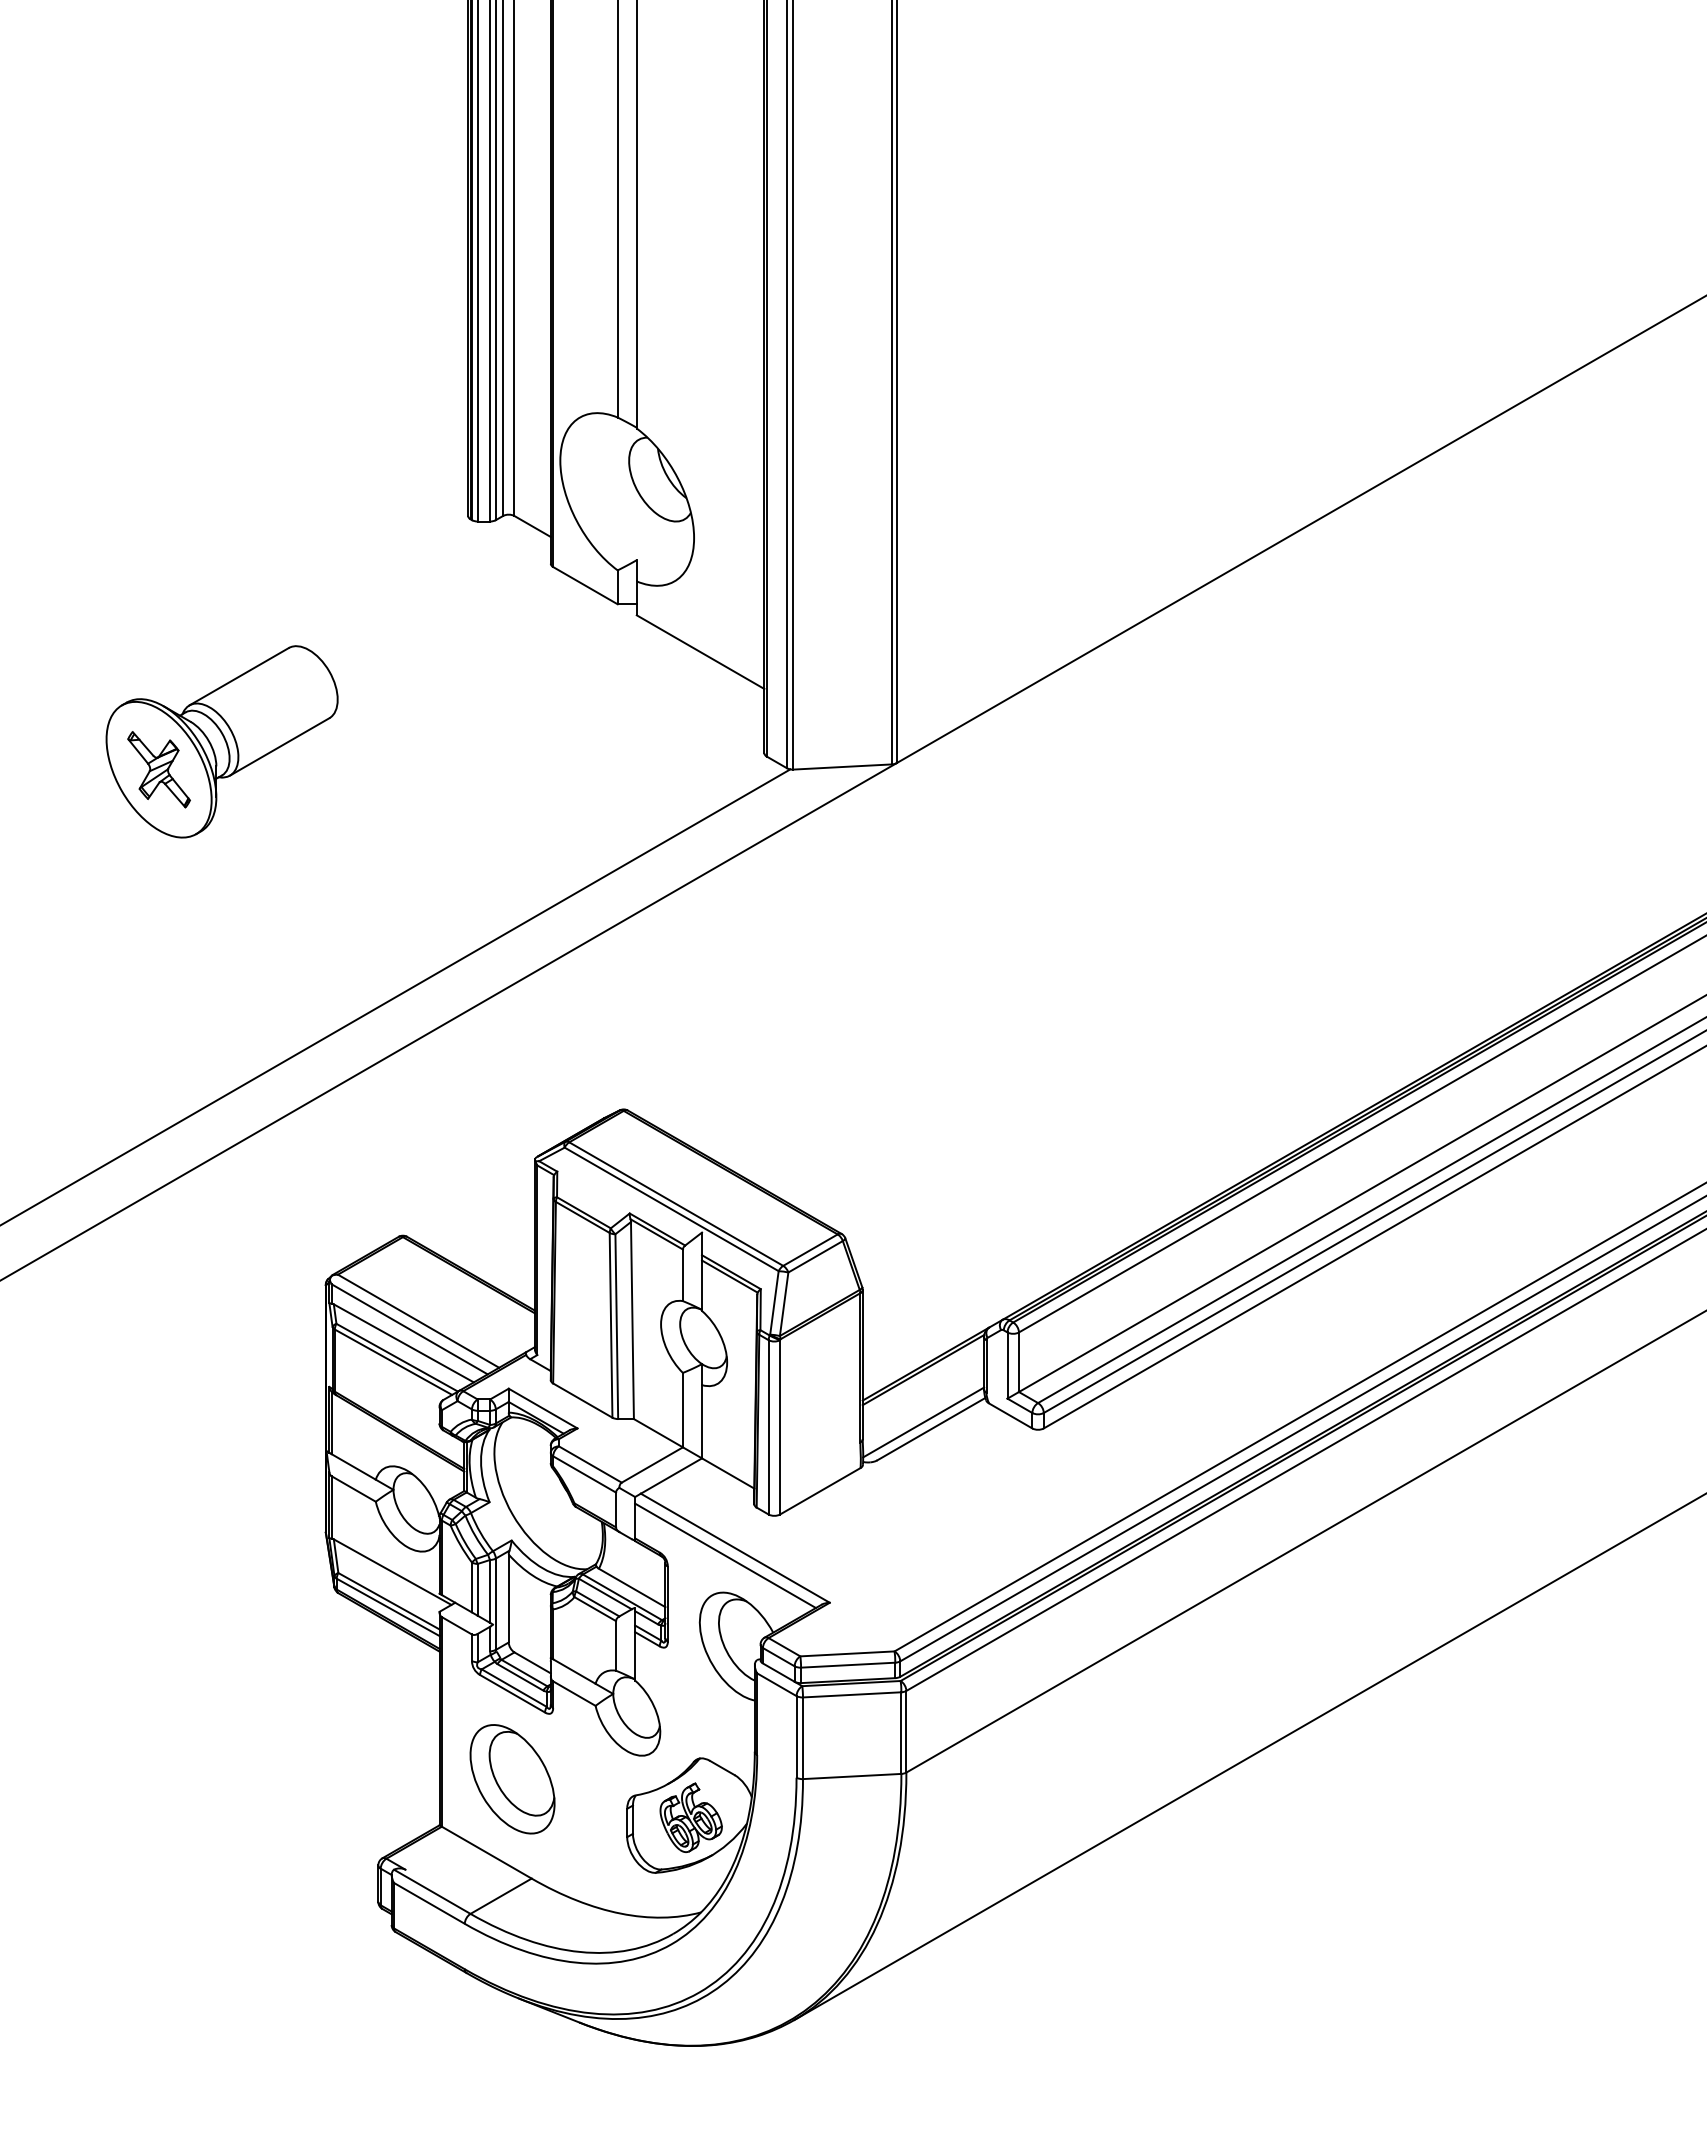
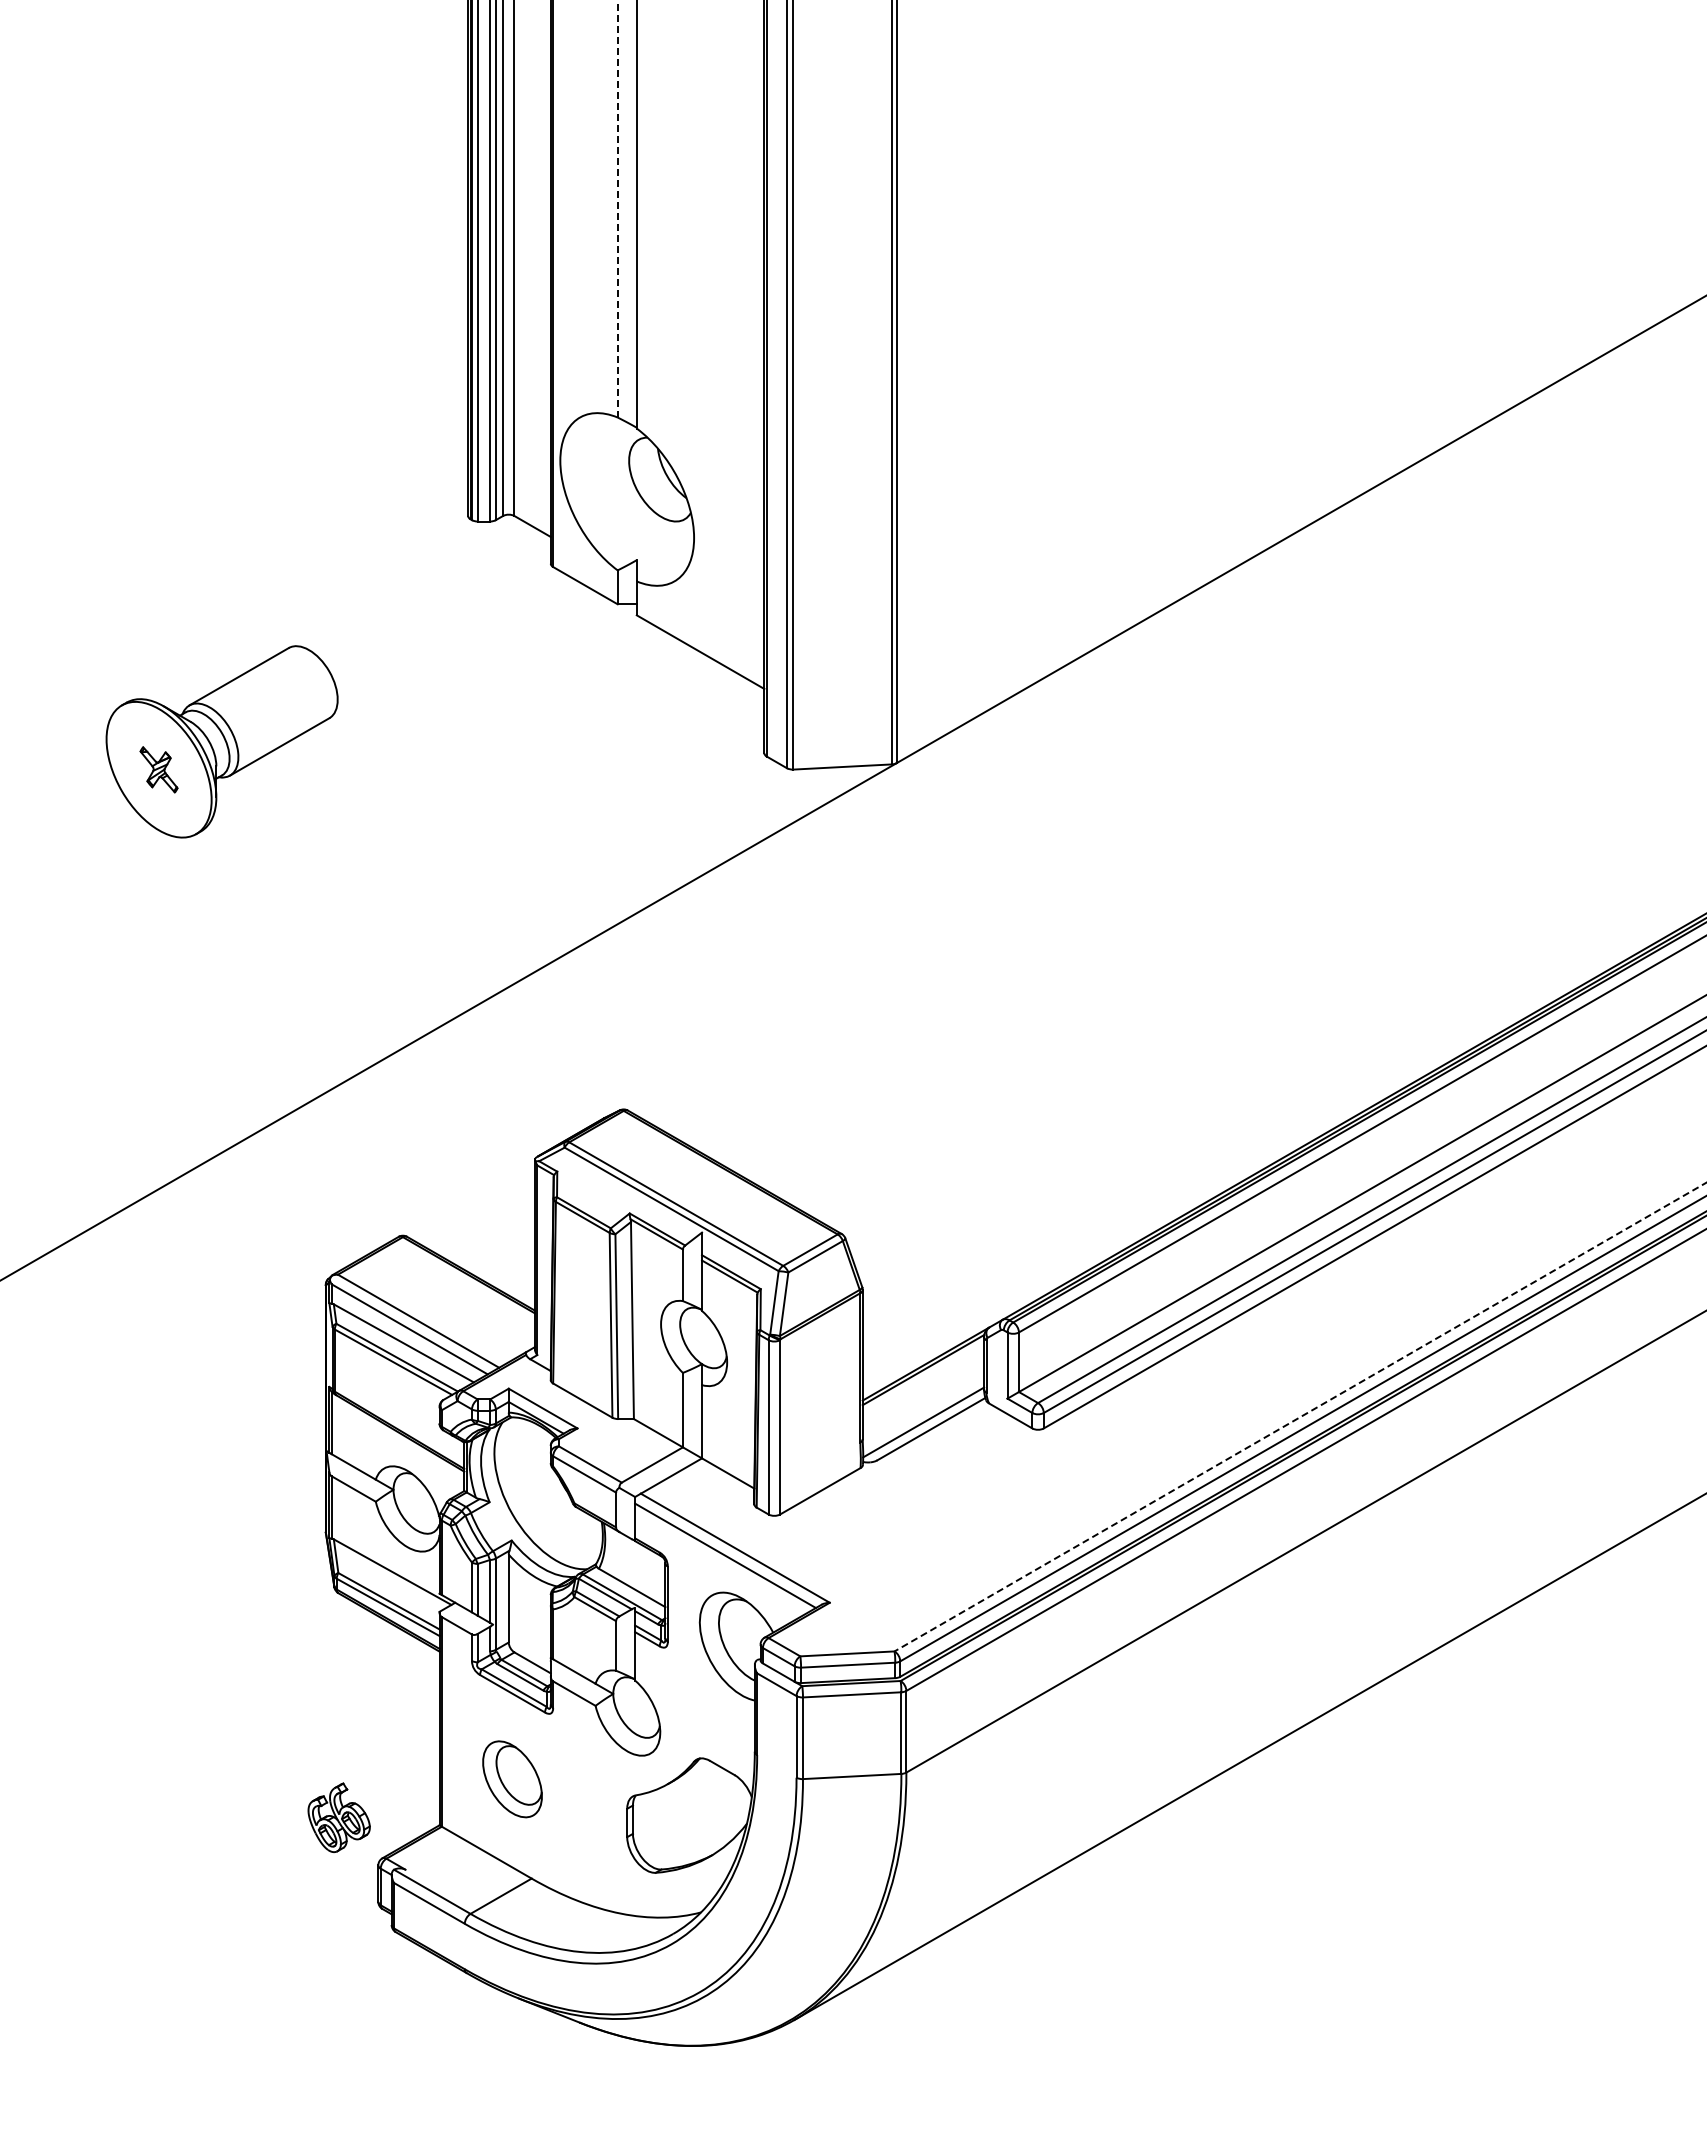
line: solid -> dashed (617, 208)
part size: 64x78 px -> 40x48 px (158, 769)
line: present -> none (396, 996)
line: solid -> dashed (1300, 1417)
part size: 87x111 px -> 61x79 px (512, 1779)
part position: (690, 1817) -> (338, 1817) (338, 1817)
